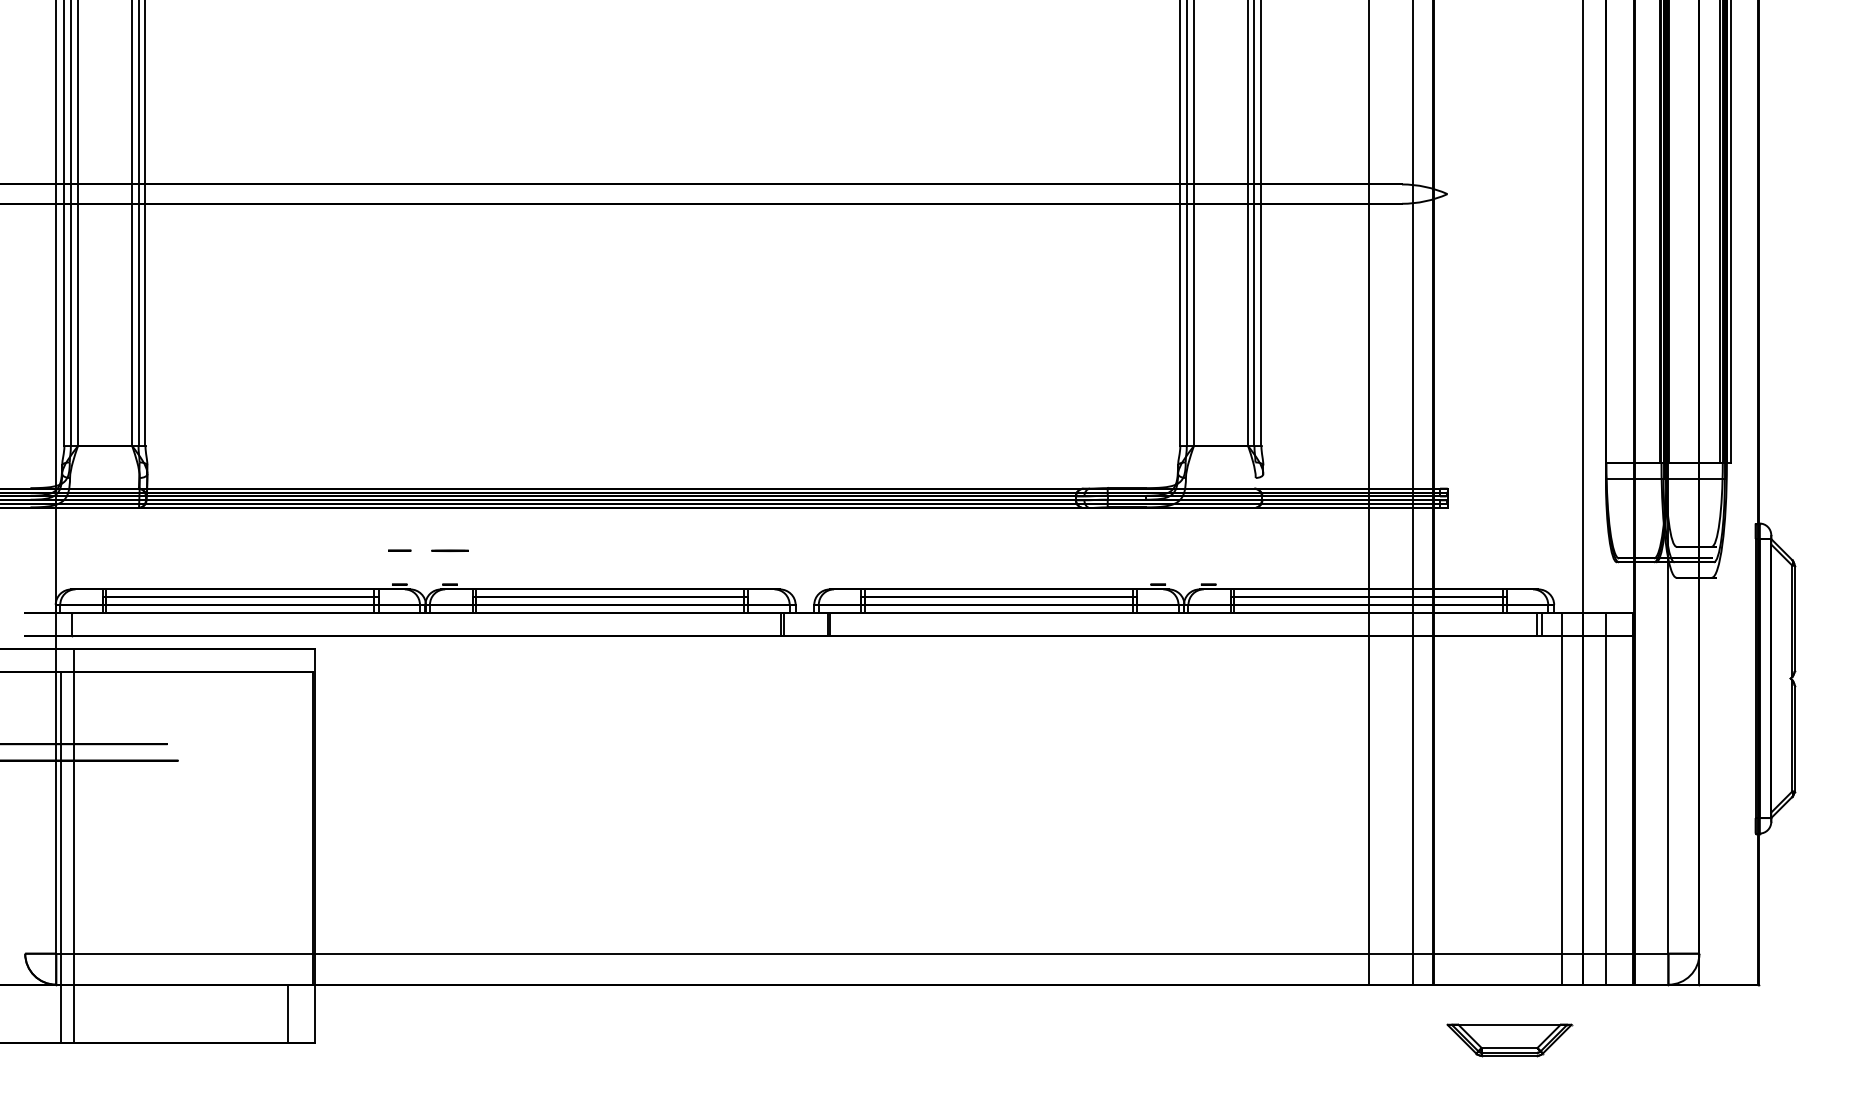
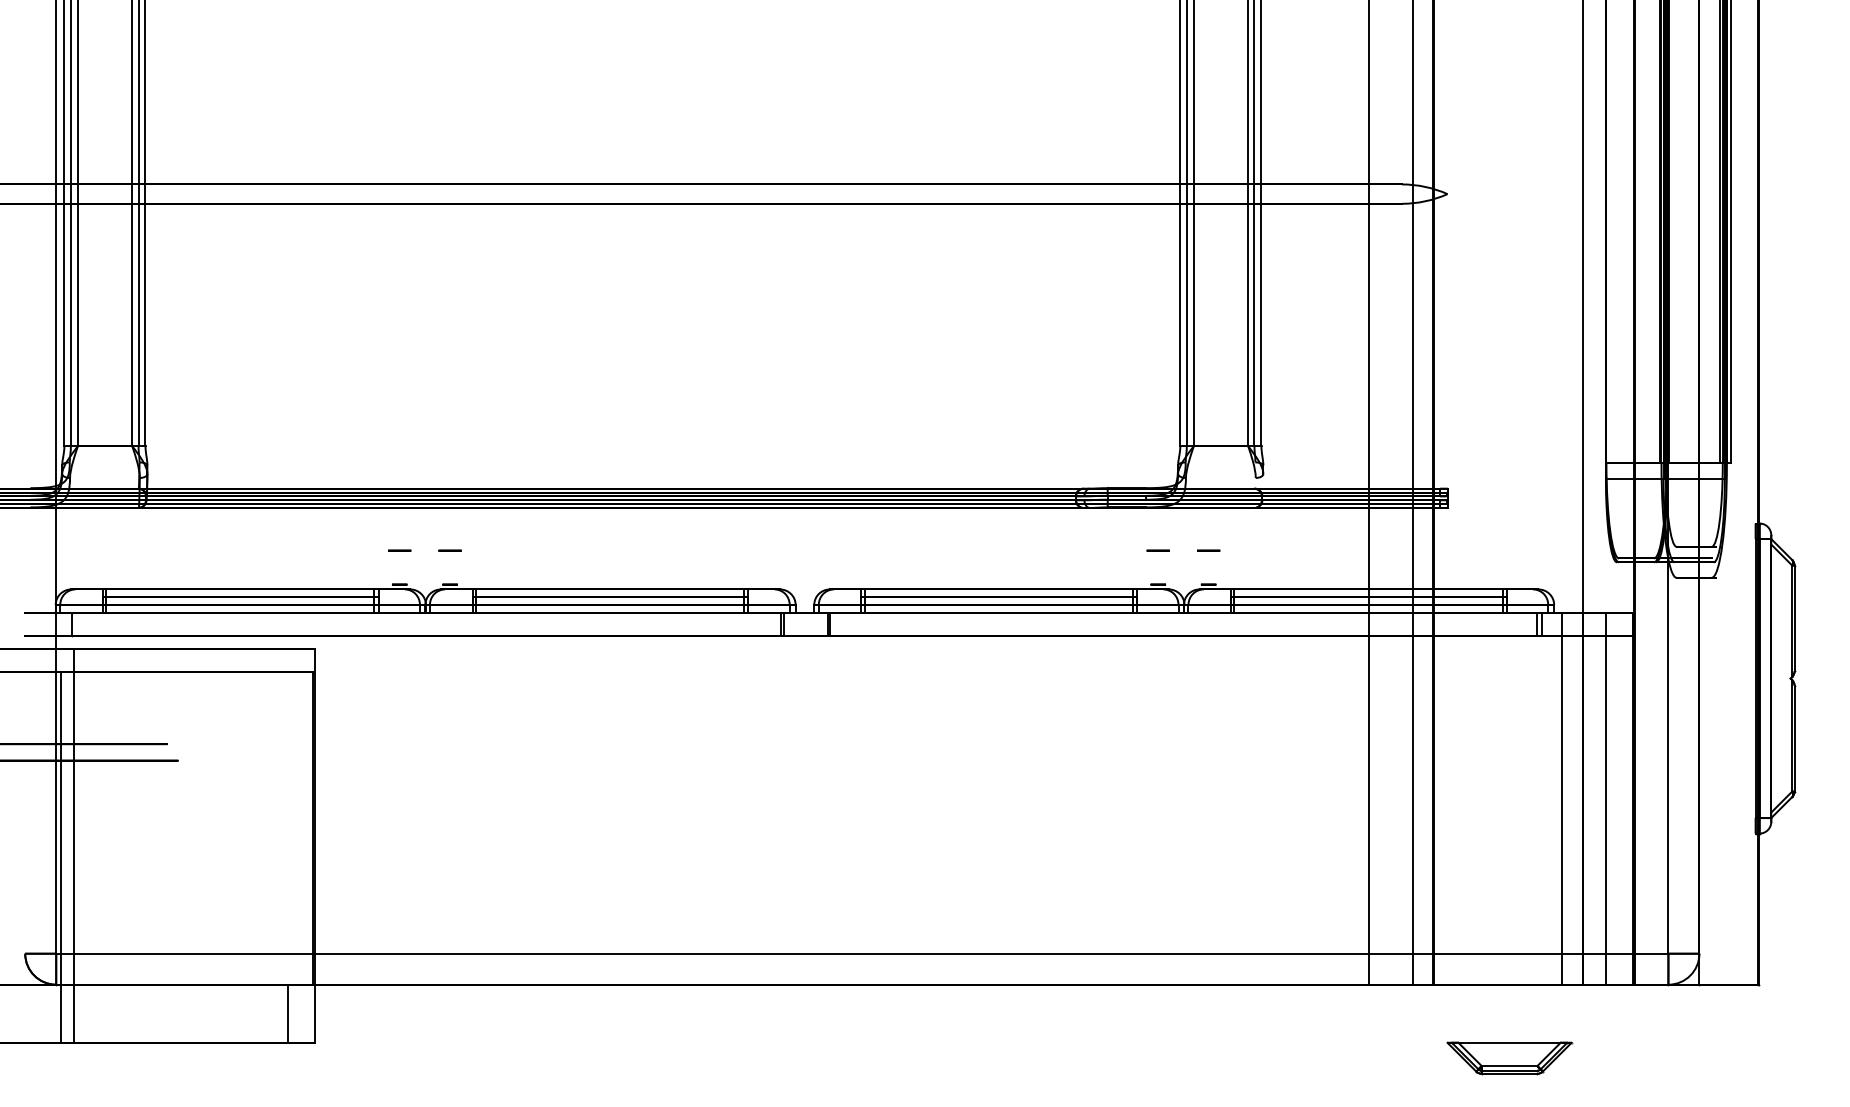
circle size: 38x3 px -> 24x3 px (449, 550)
circle: none -> present (1157, 550)
circle: none -> present (1208, 550)
part position: (1509, 1040) -> (1509, 1058) (1509, 1058)
